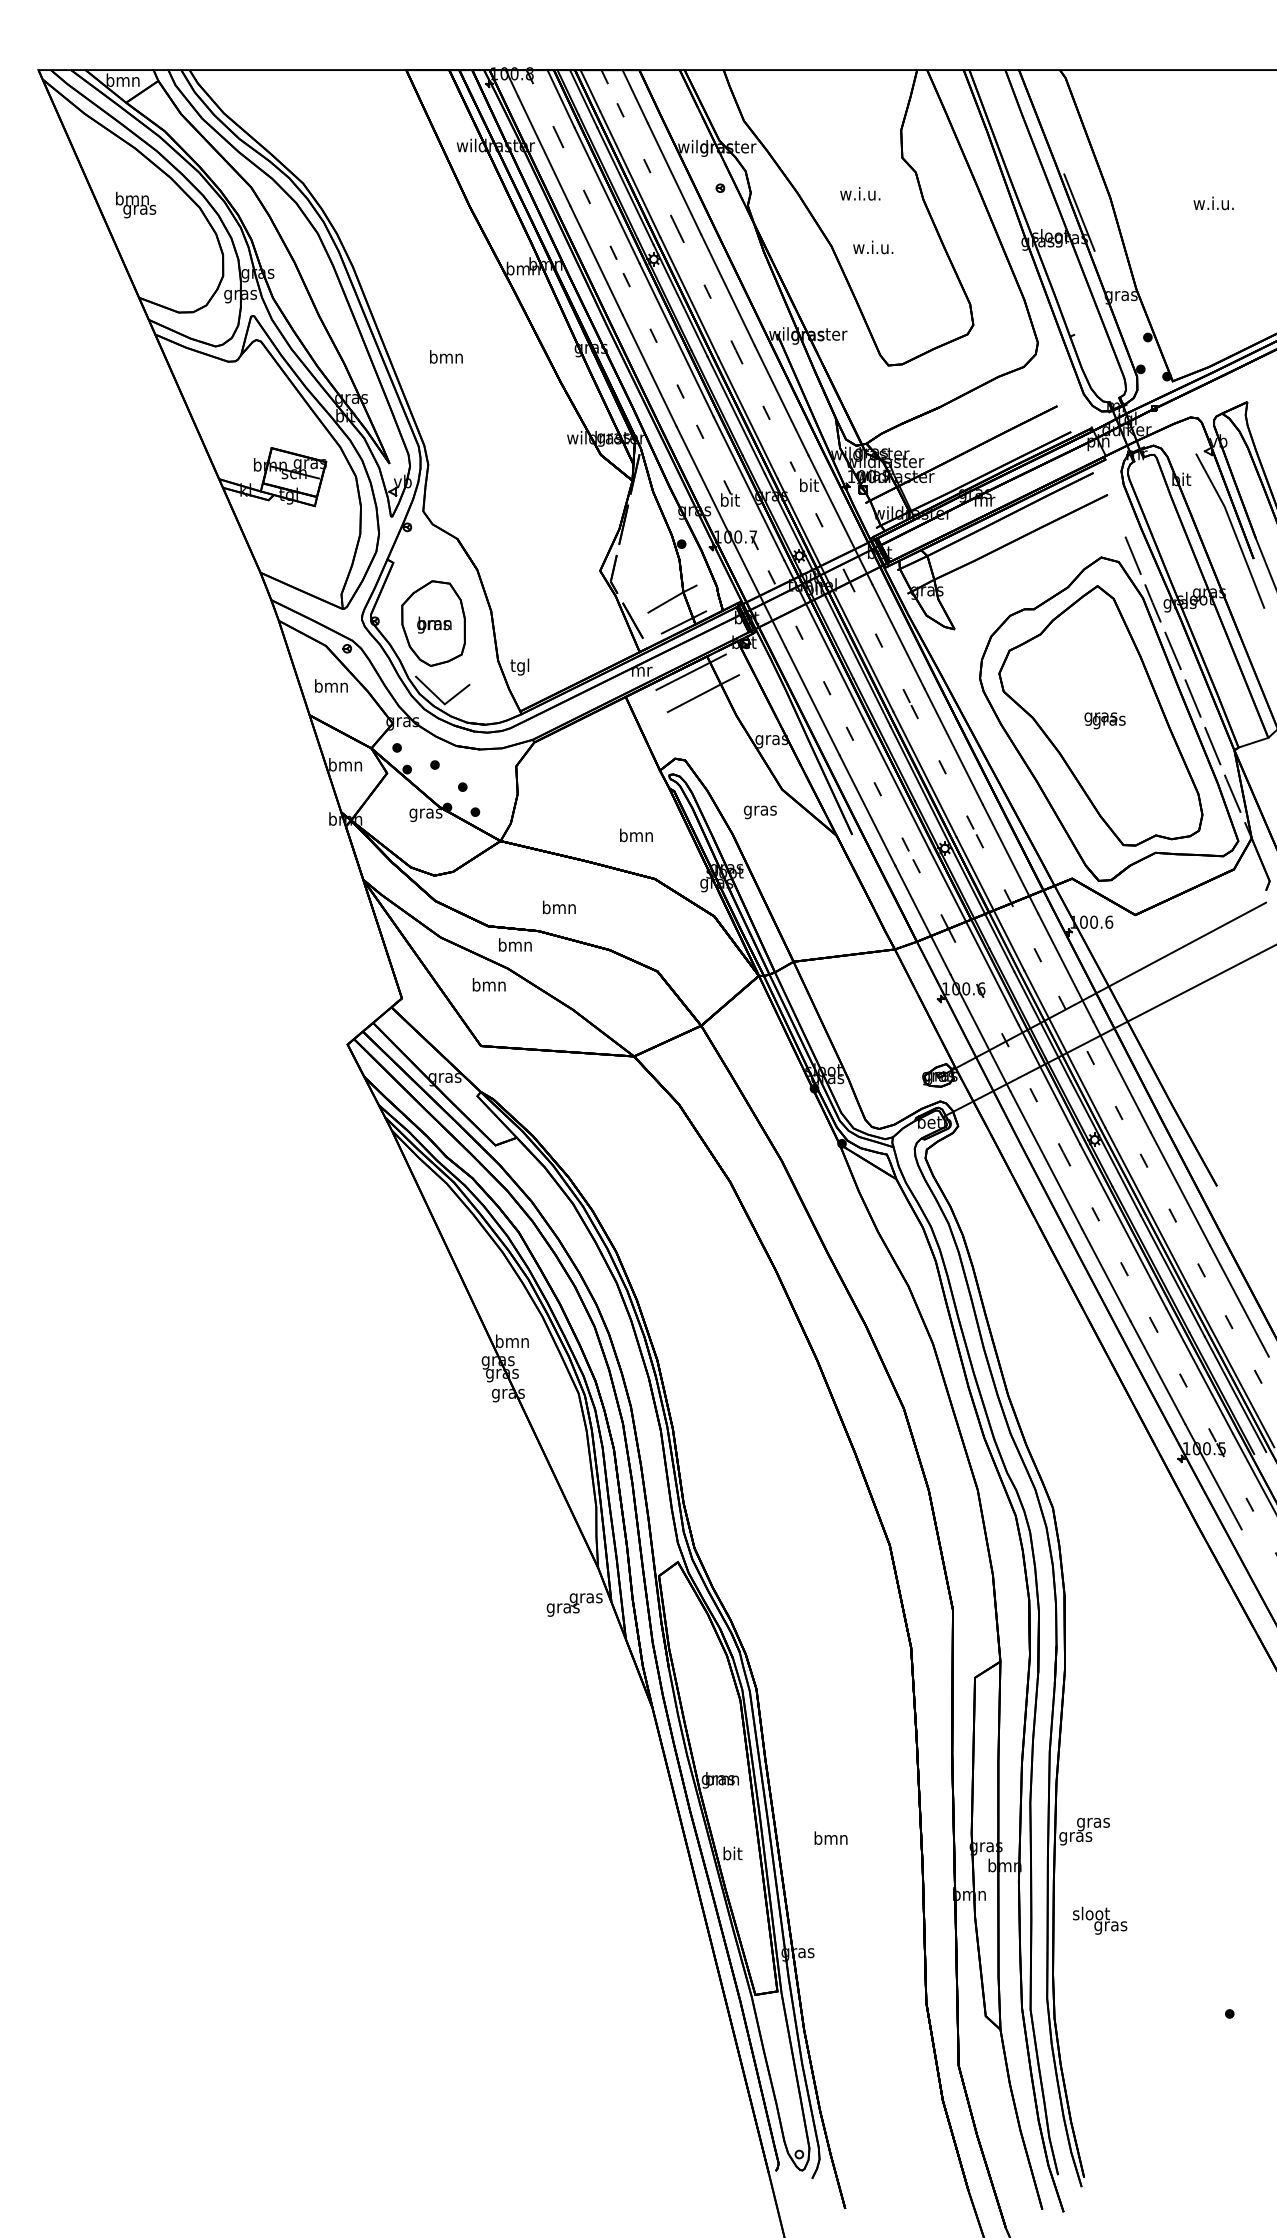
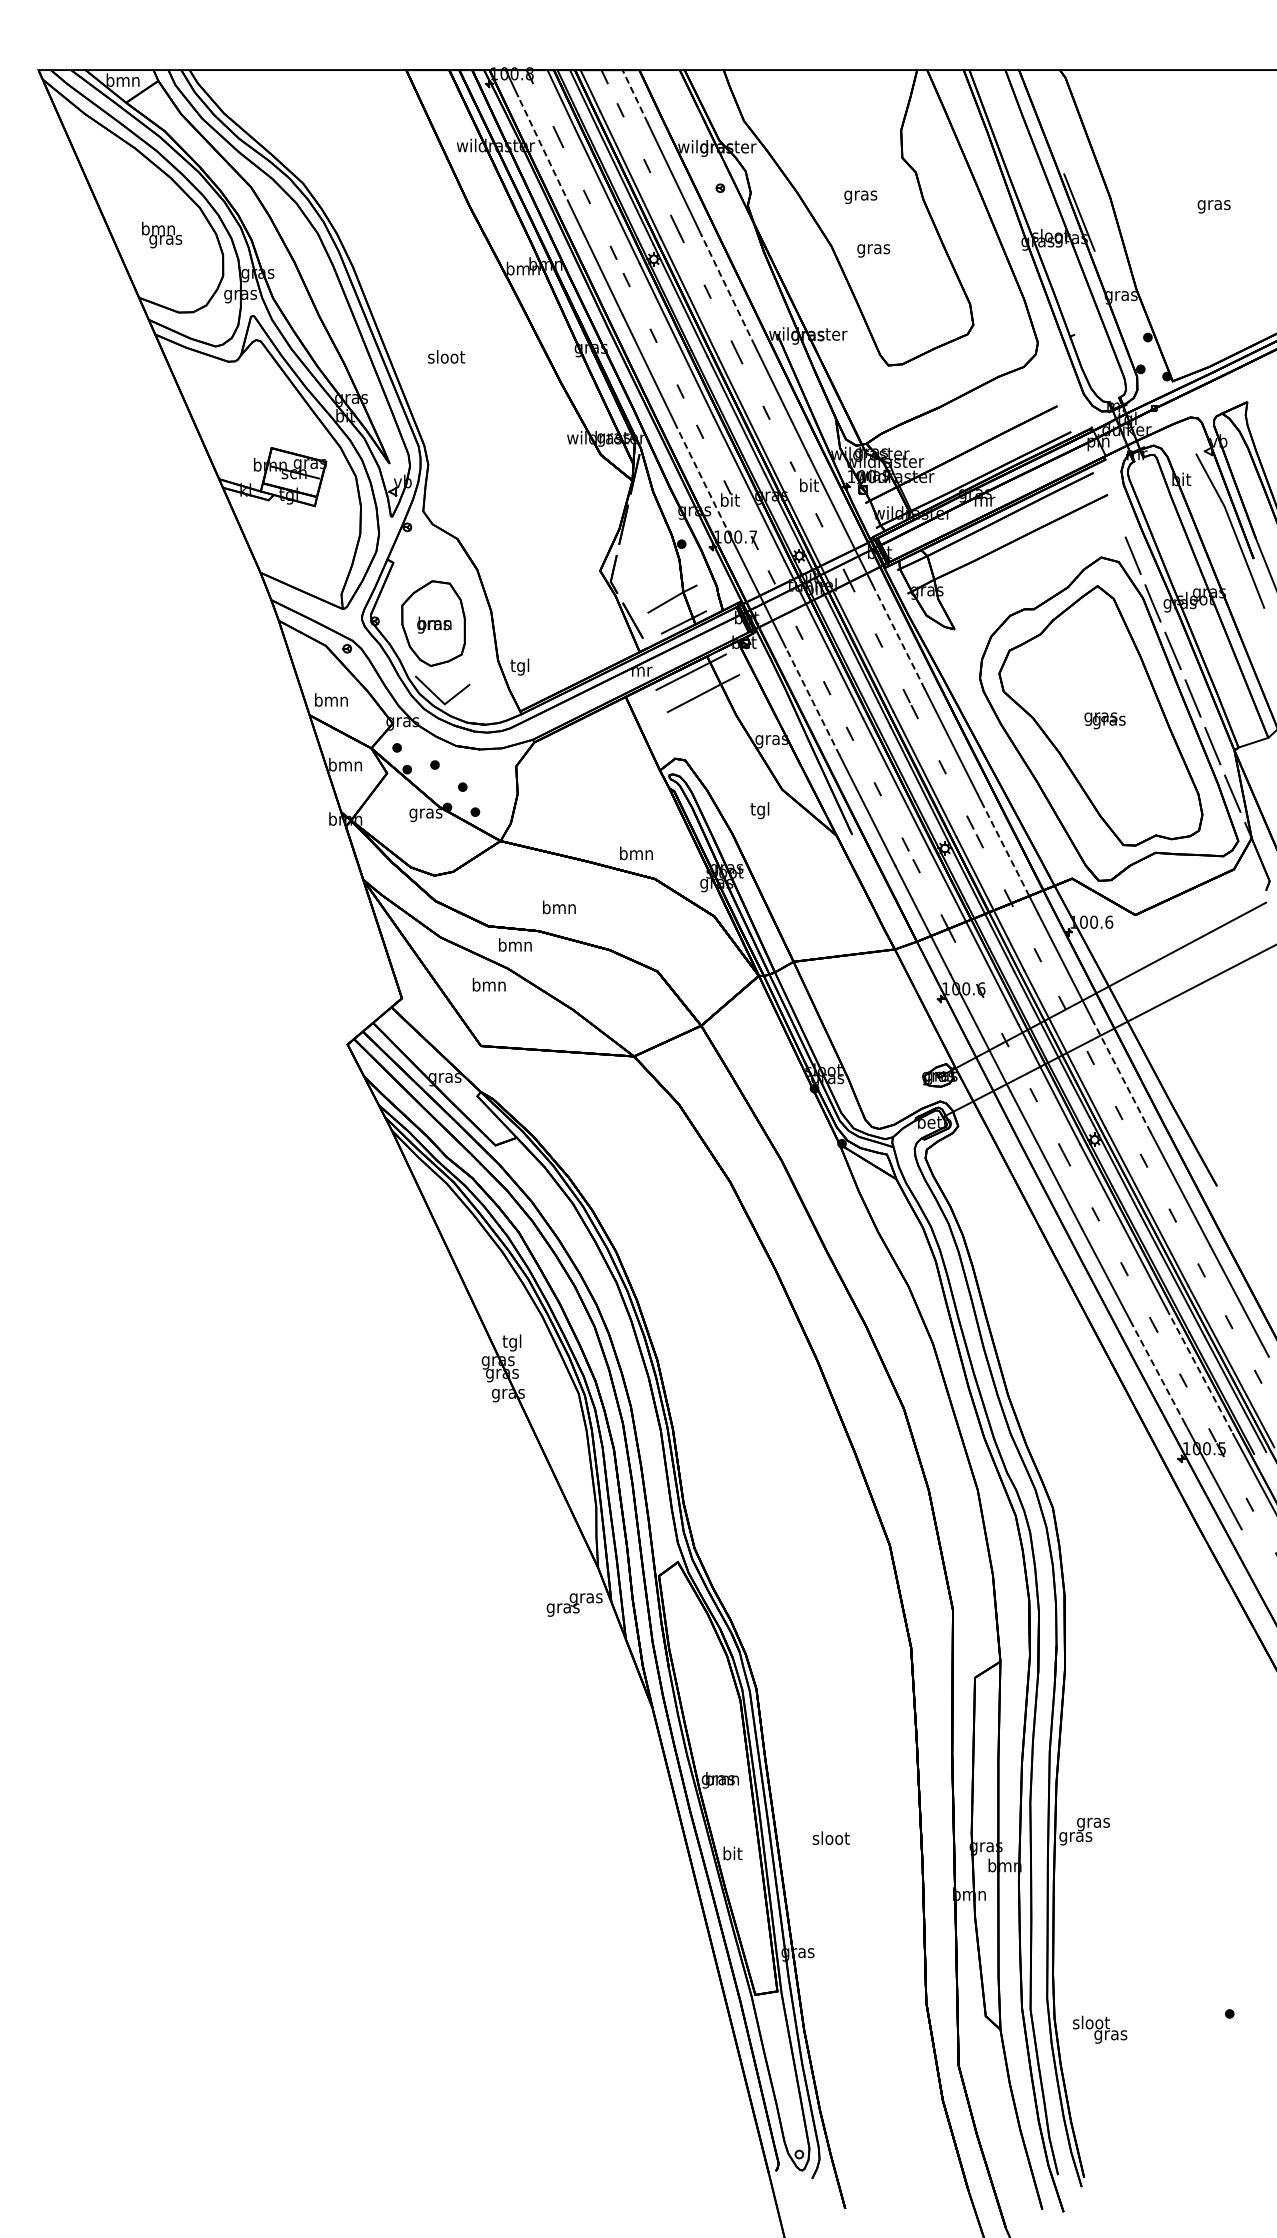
line: solid -> dashed (635, 96)
line: solid -> dashed (544, 151)
text: w.i.u. -> gras (860, 195)
text position: (136, 204) -> (162, 234) (162, 234)
text: w.i.u. -> gras (1213, 204)
text: w.i.u. -> gras (873, 248)
line: solid -> dashed (728, 290)
text: bmn -> sloot (446, 356)
line: solid -> dashed (703, 482)
line: solid -> dashed (898, 636)
text position: (331, 685) -> (331, 699) (331, 699)
line: solid -> dashed (812, 700)
text: gras -> tgl (760, 810)
text position: (636, 835) -> (636, 853) (636, 853)
line: solid -> dashed (1005, 849)
line: solid -> dashed (1121, 1076)
text: bmn -> tgl (512, 1342)
line: solid -> dashed (1199, 1371)
line: solid -> dashed (1157, 1372)
text: bmn -> sloot (830, 1837)
text position: (1100, 1920) -> (1100, 2029) (1100, 2029)
